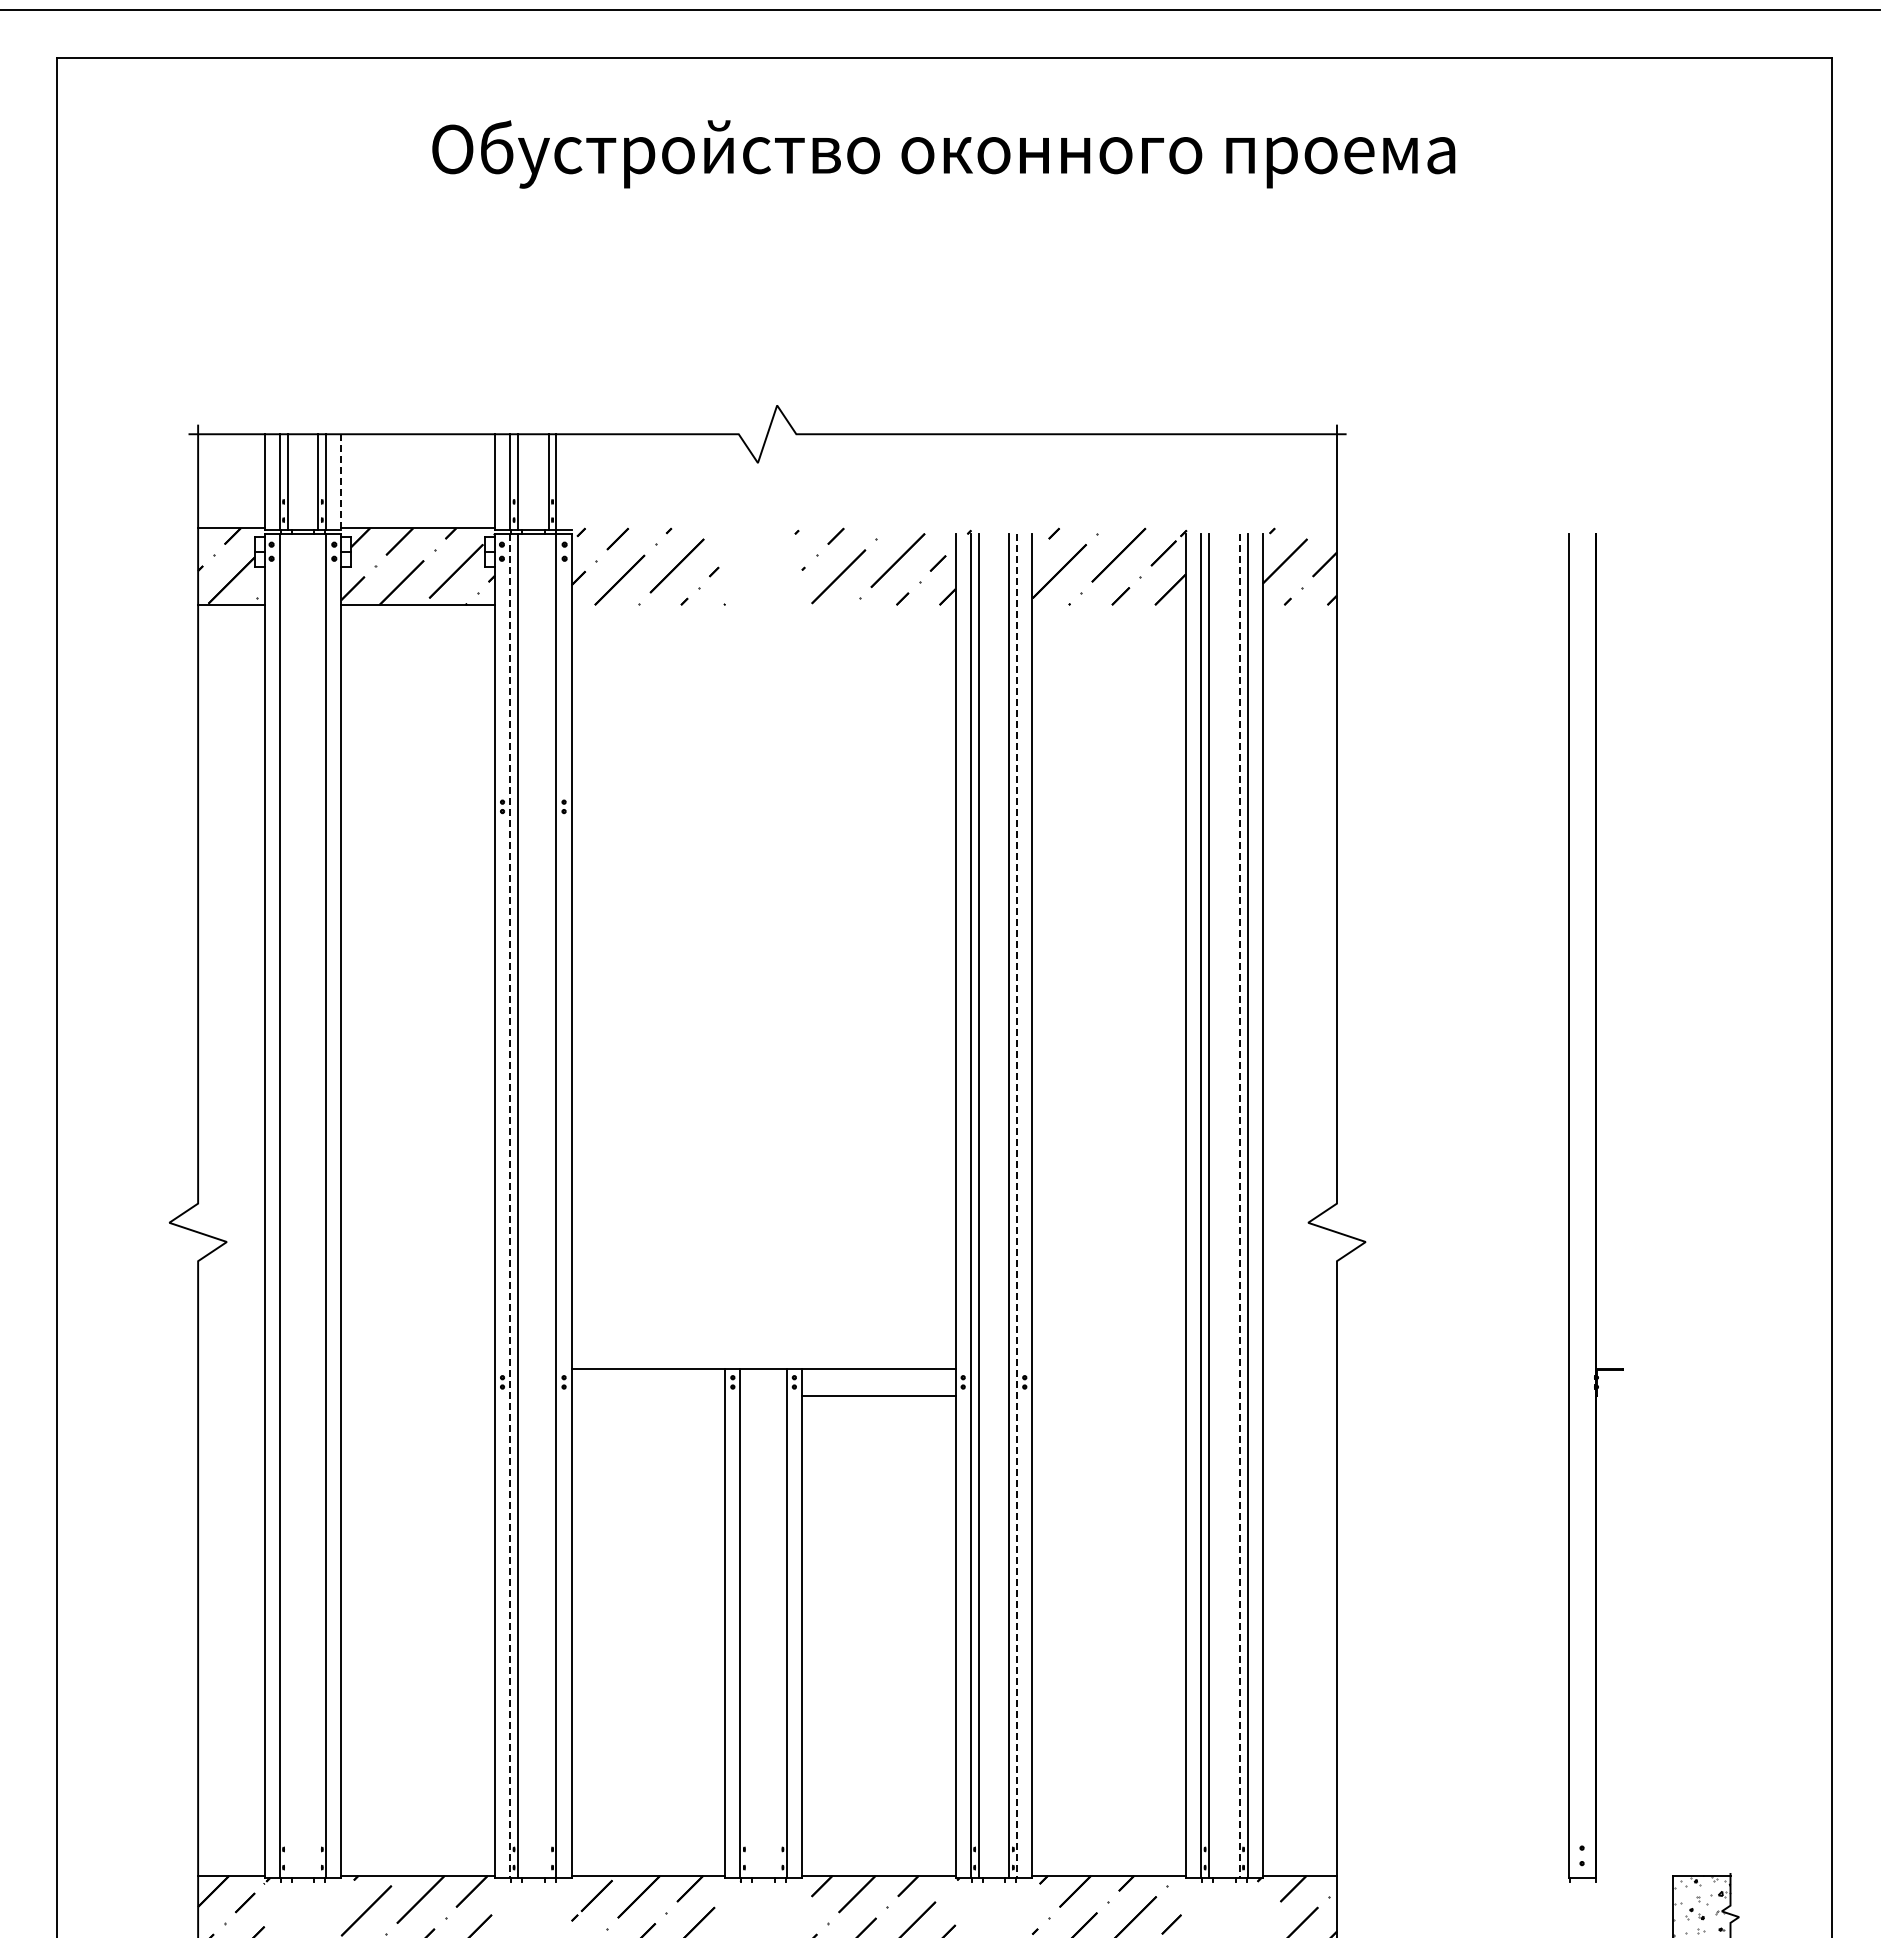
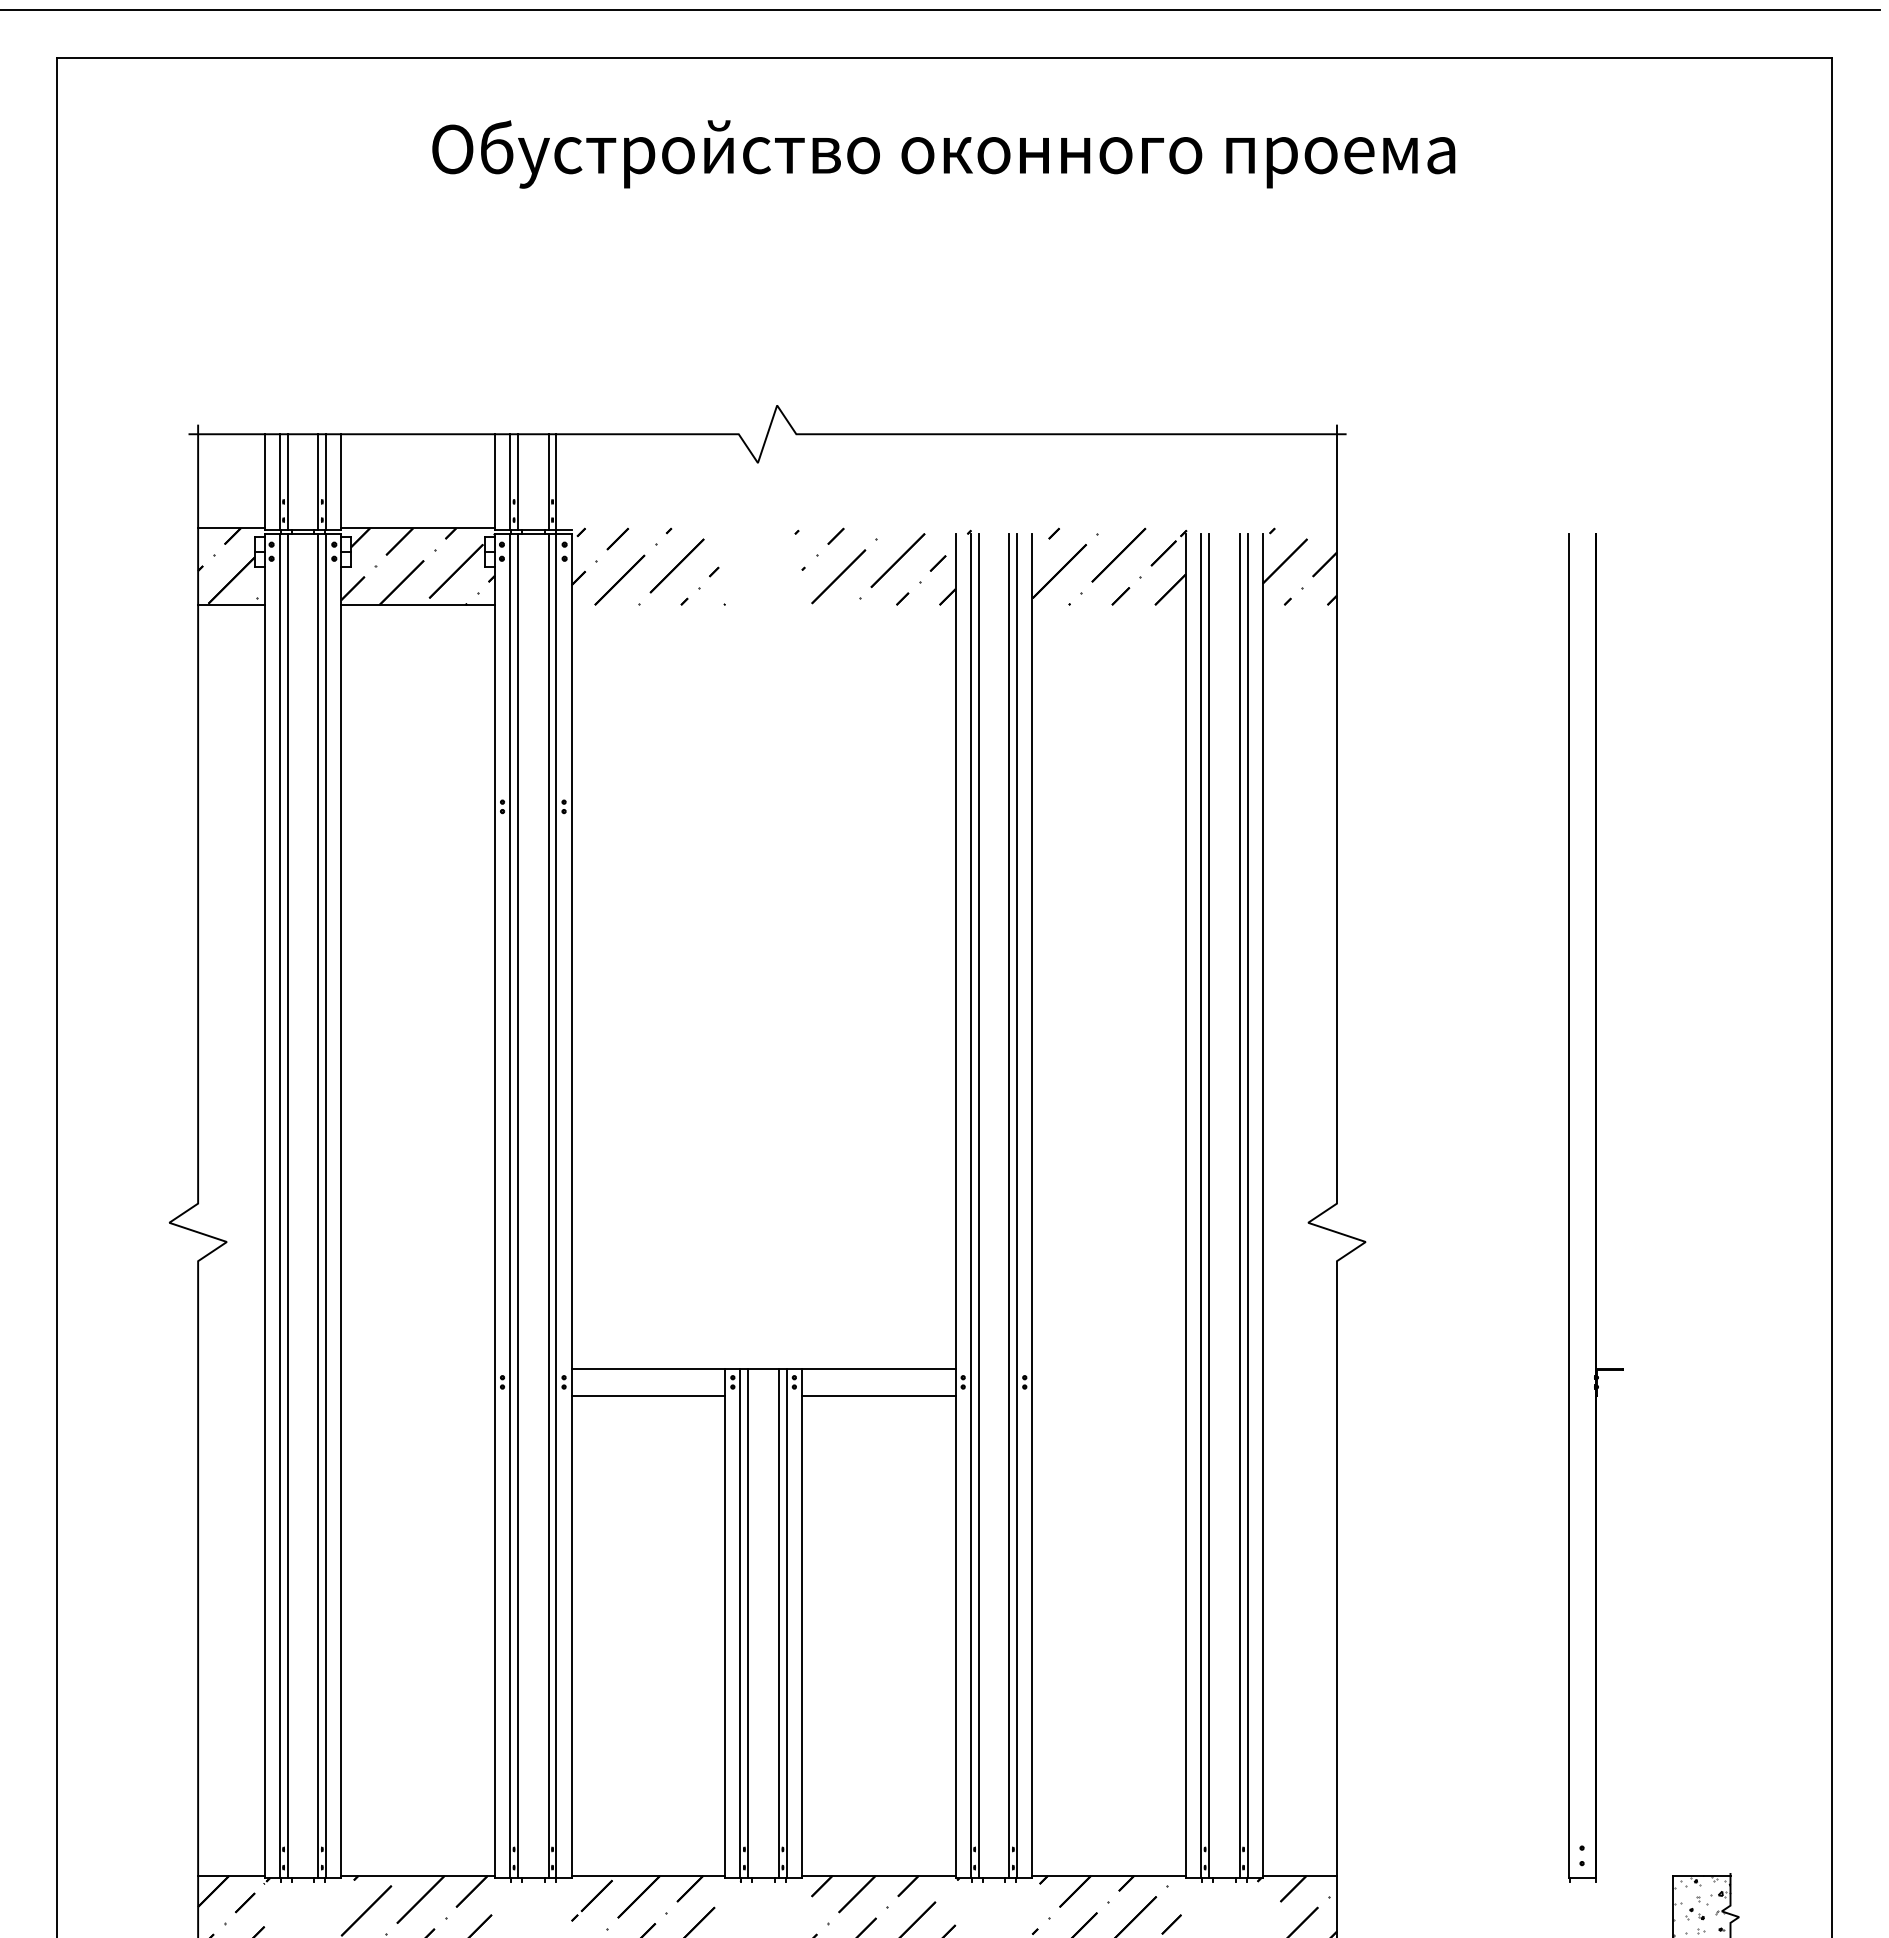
line: dashed -> solid (341, 482)
line: none -> present (287, 1205)
line: none -> present (318, 1205)
line: none -> present (548, 1205)
line: dashed -> solid (510, 1206)
line: dashed -> solid (1017, 1206)
line: dashed -> solid (1239, 1206)
line: none -> present (648, 1395)
line: none -> present (748, 1623)
line: none -> present (778, 1623)
